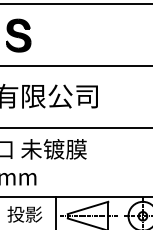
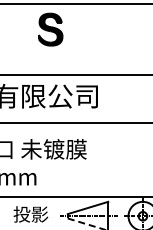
part position: (18, 35) -> (50, 29) (50, 29)
line position: (75, 65) -> (75, 74) (75, 74)
line position: (75, 127) -> (75, 122) (75, 122)
line: present -> none (56, 211)
text position: (24, 214) -> (30, 214) (30, 214)
line: solid -> dashed (86, 224)
